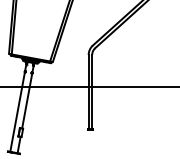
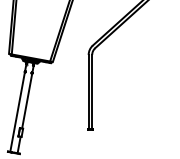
line: present -> none (89, 87)
